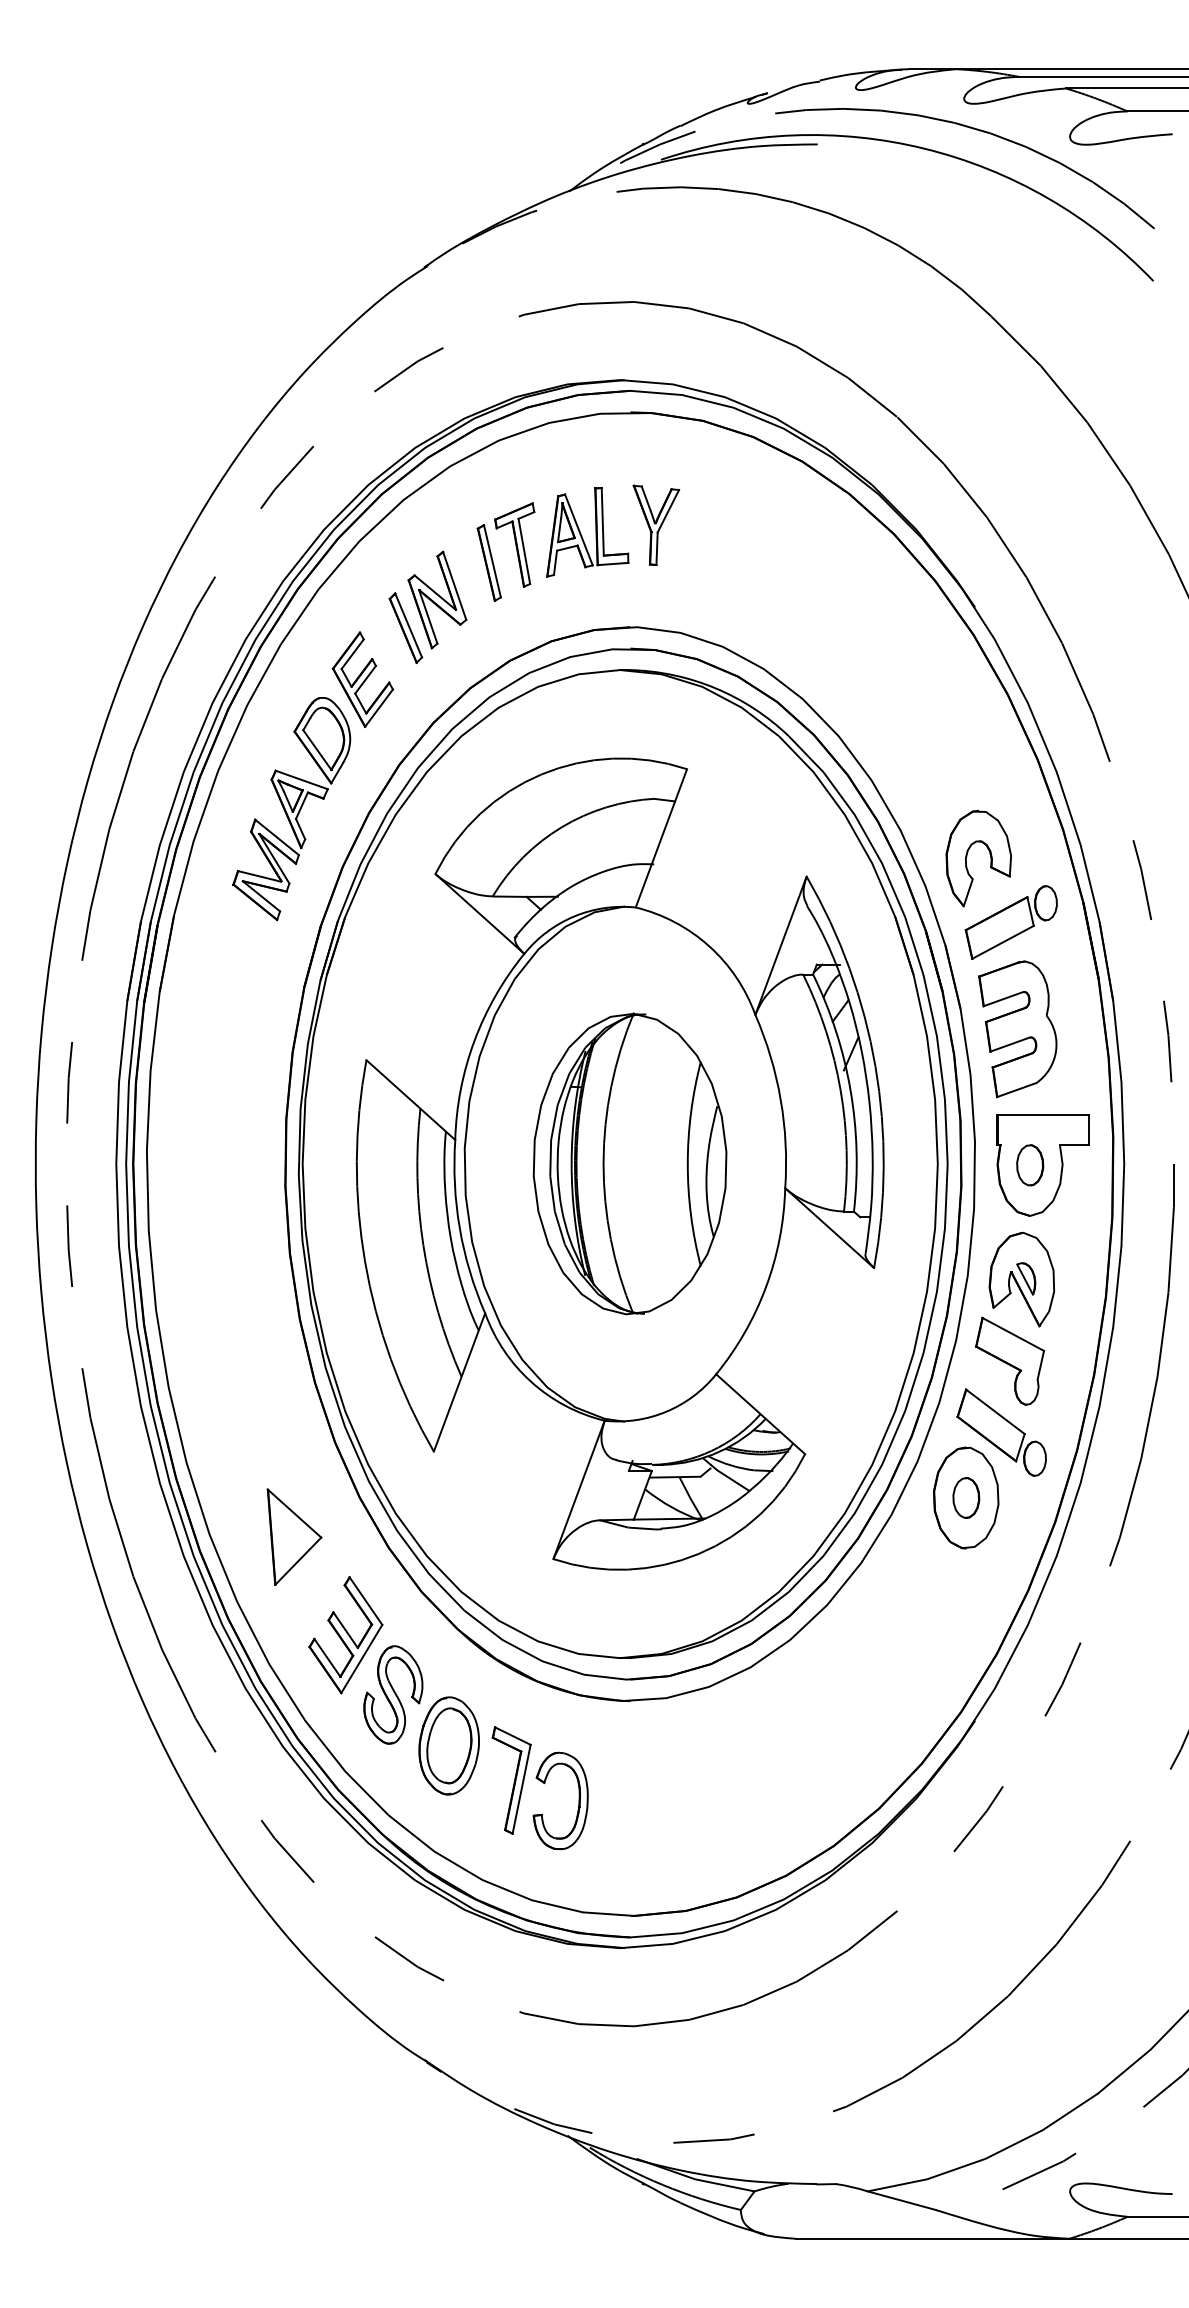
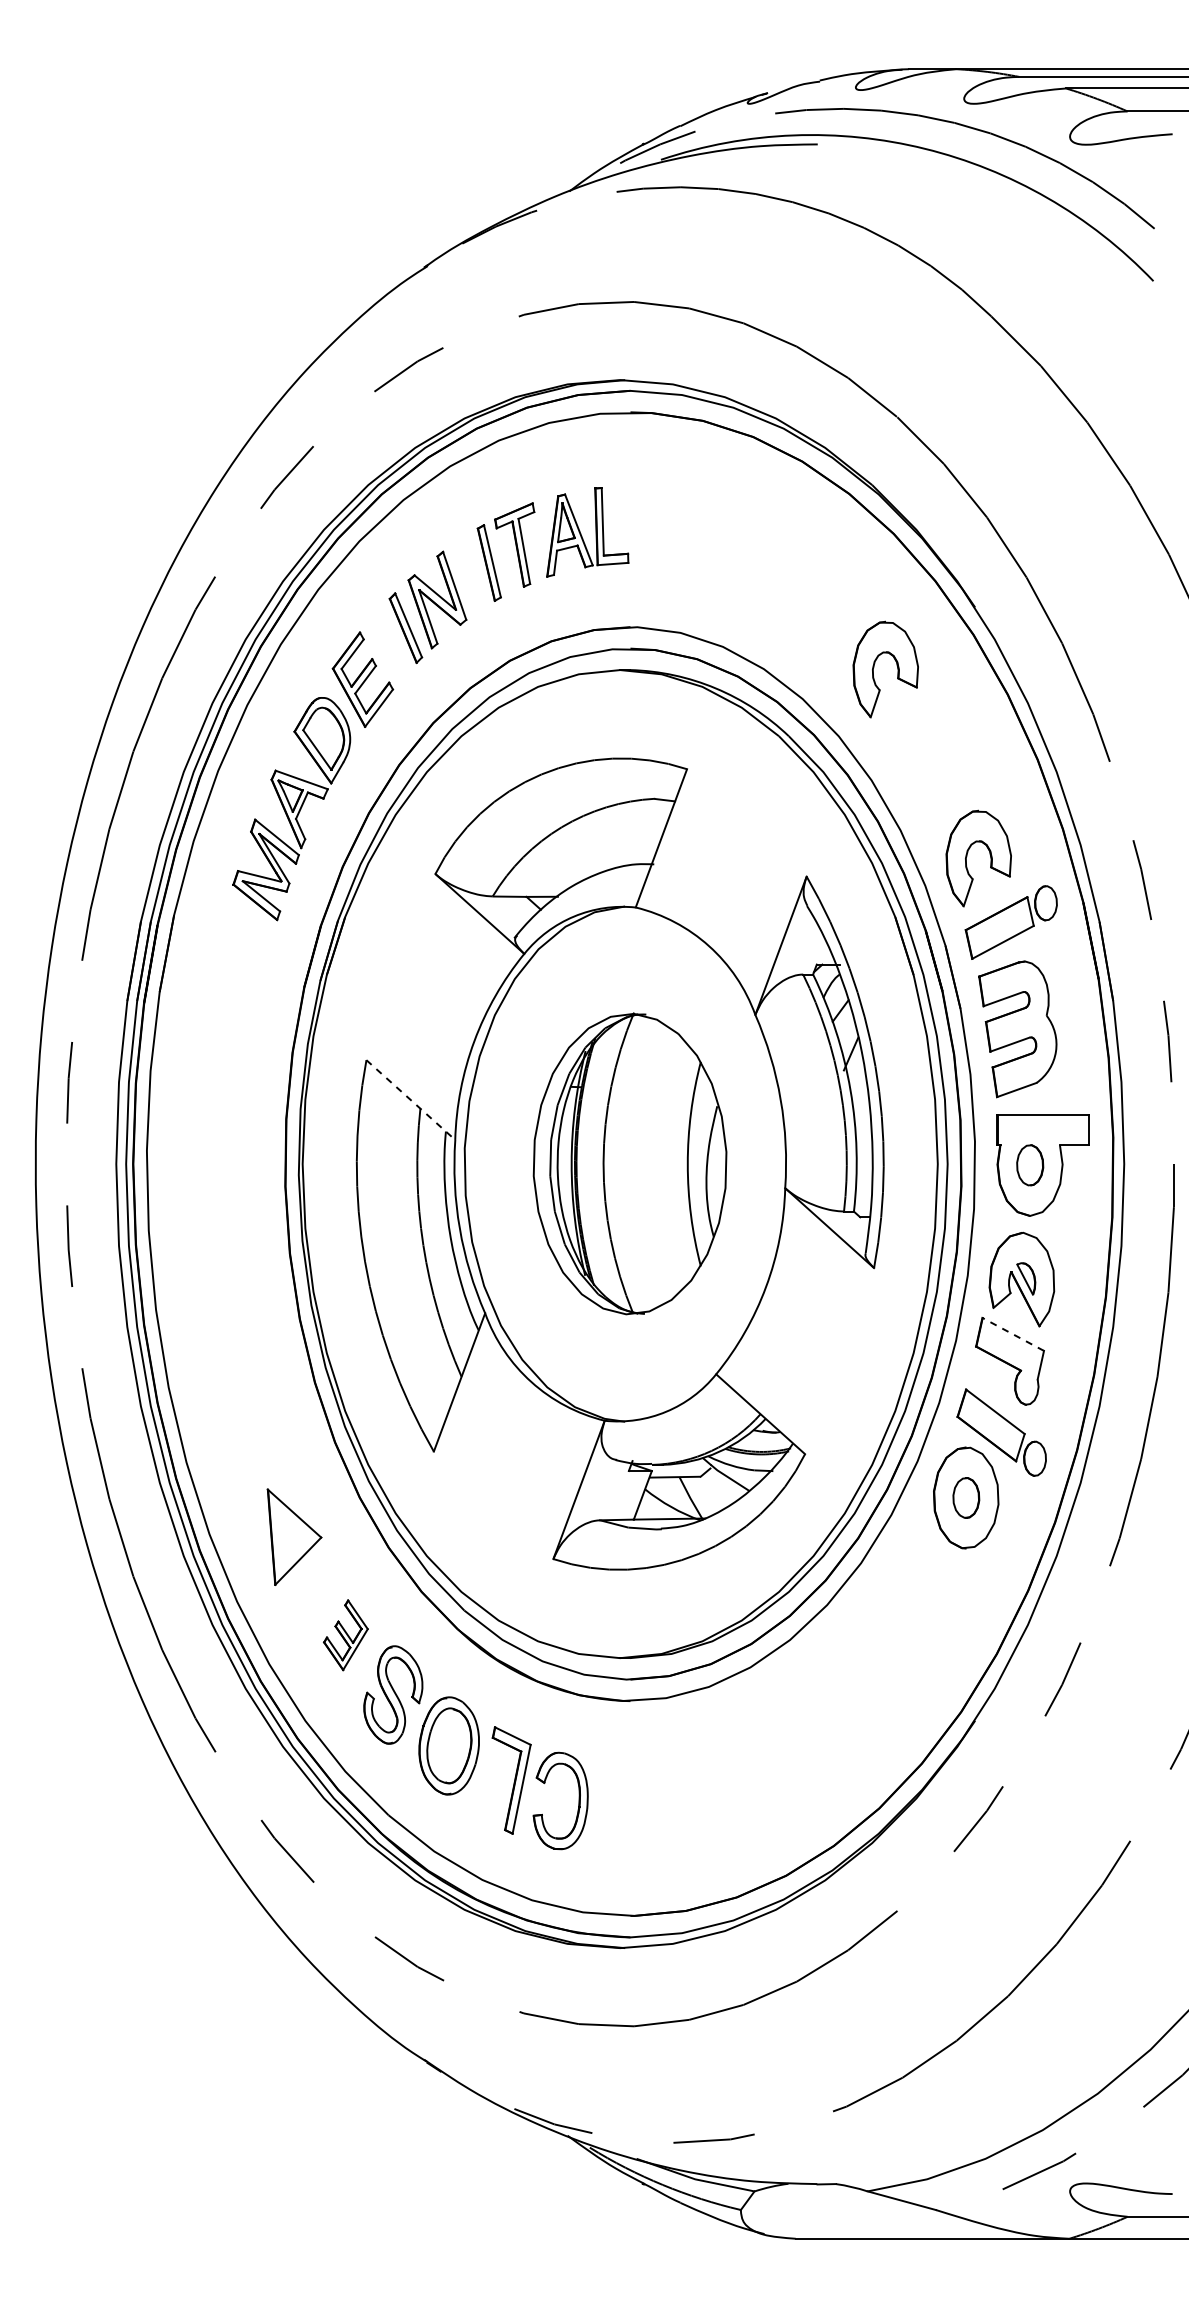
part: present -> none (656, 524)
part: none -> present (874, 667)
line: solid -> dashed (410, 1100)
line: solid -> dashed (1013, 1334)
part size: 76x119 px -> 46x73 px (345, 1635)
